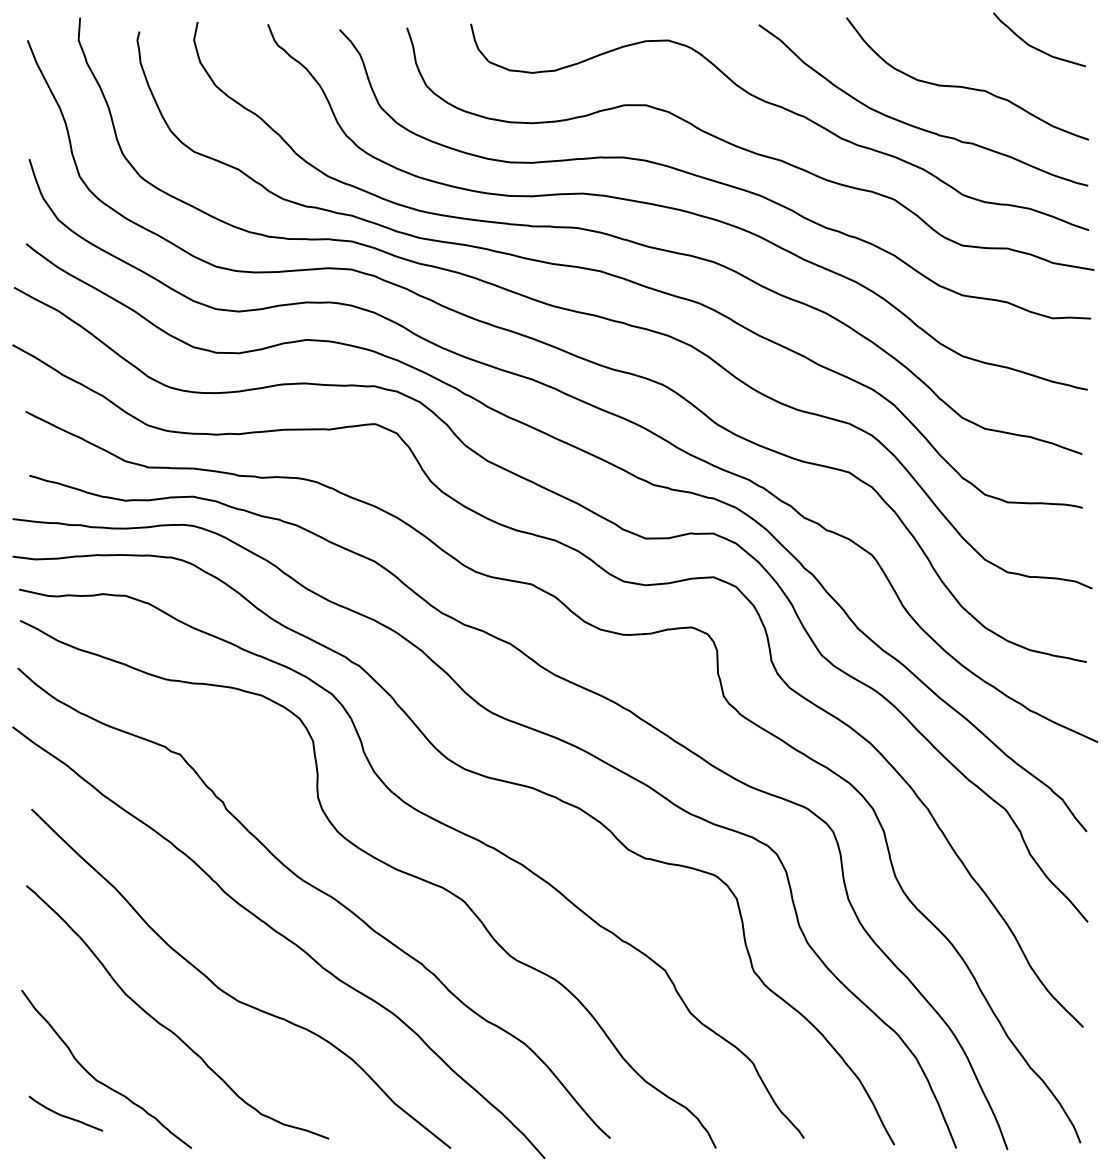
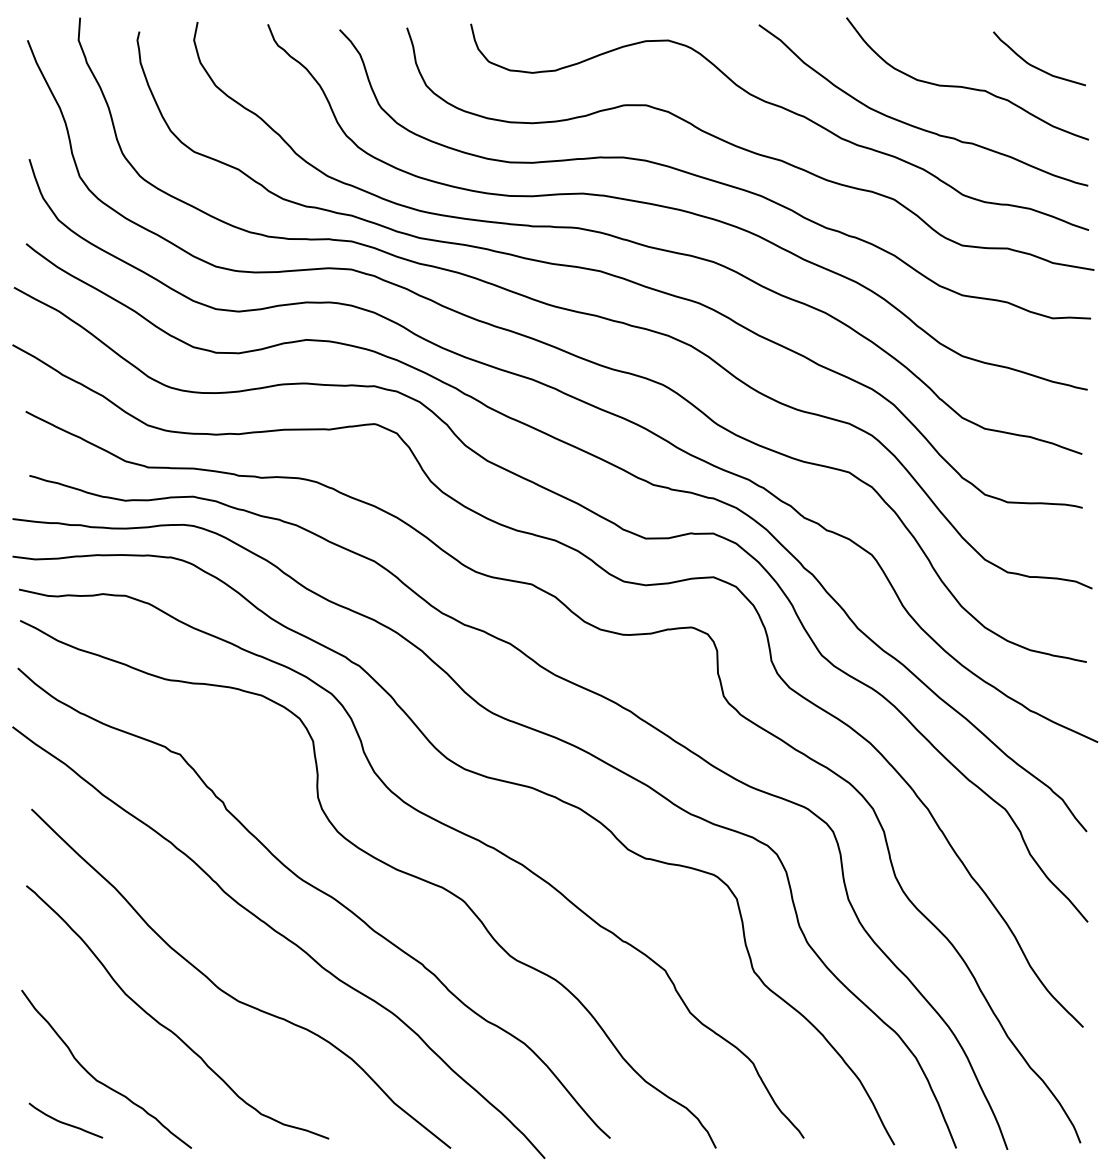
curve position: (1036, 47) -> (1036, 66) (1036, 66)
curve position: (65, 1115) -> (65, 1122) (65, 1122)
